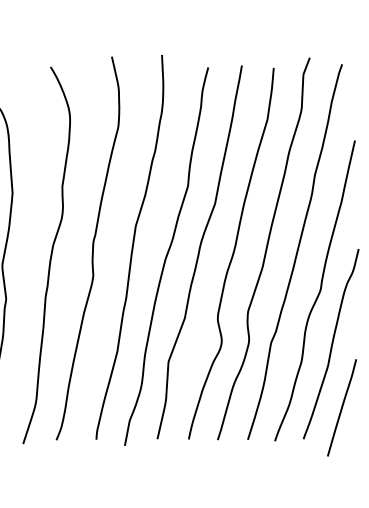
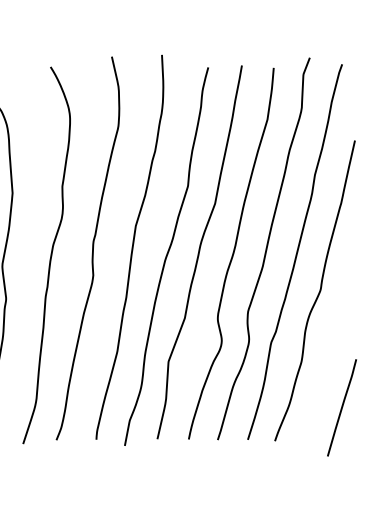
curve: present -> none (331, 344)
